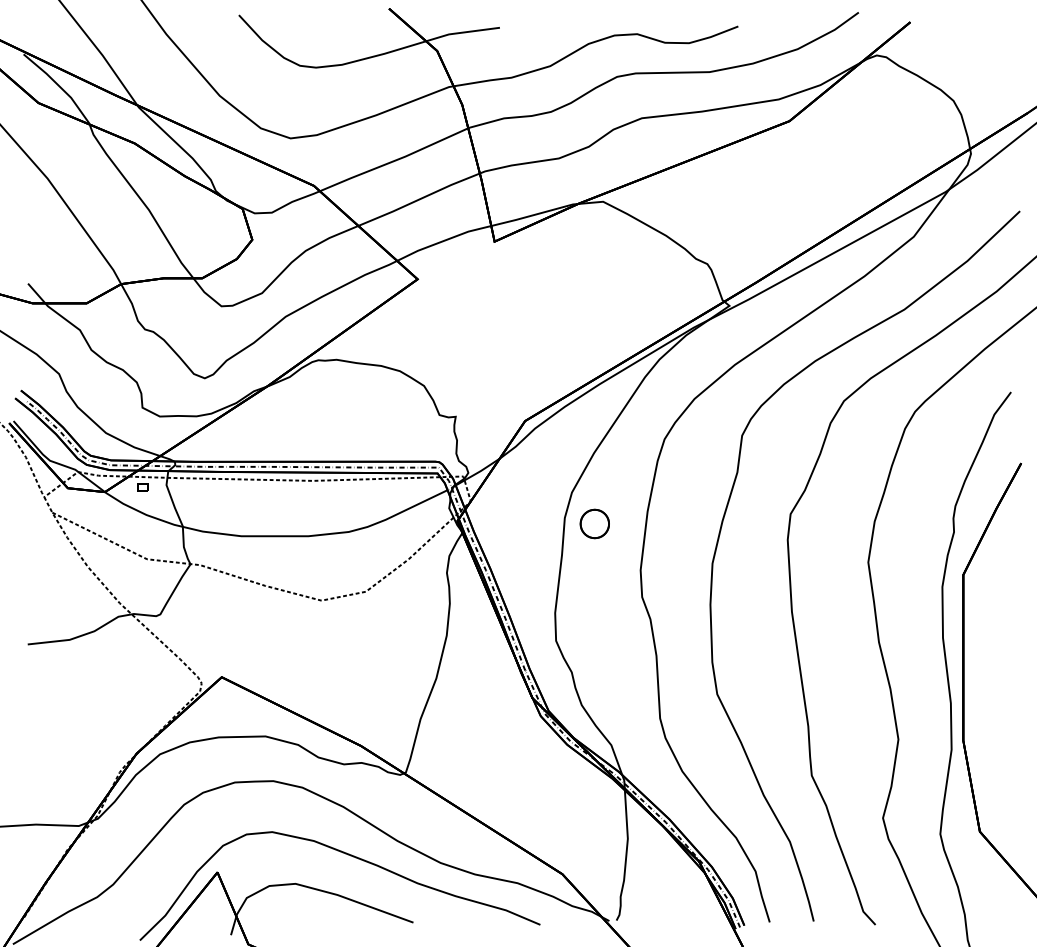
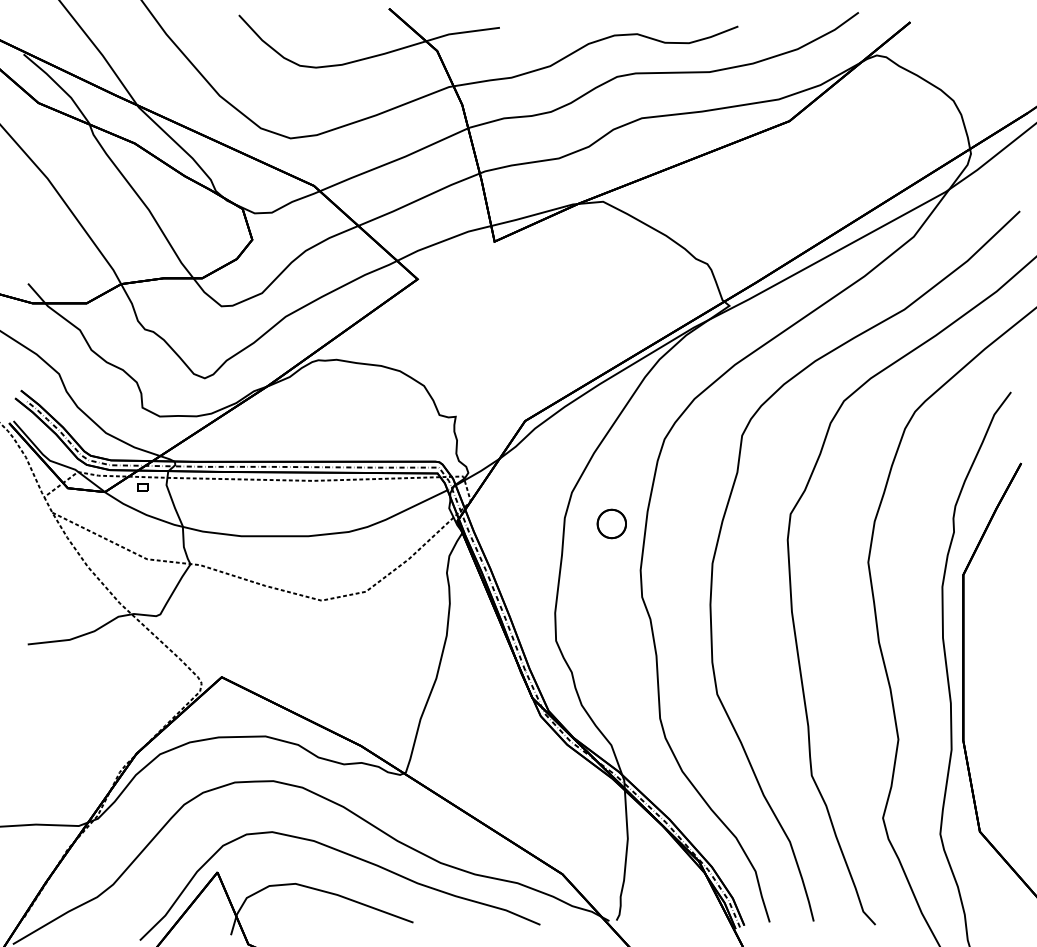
part position: (594, 523) -> (611, 523) (611, 523)
